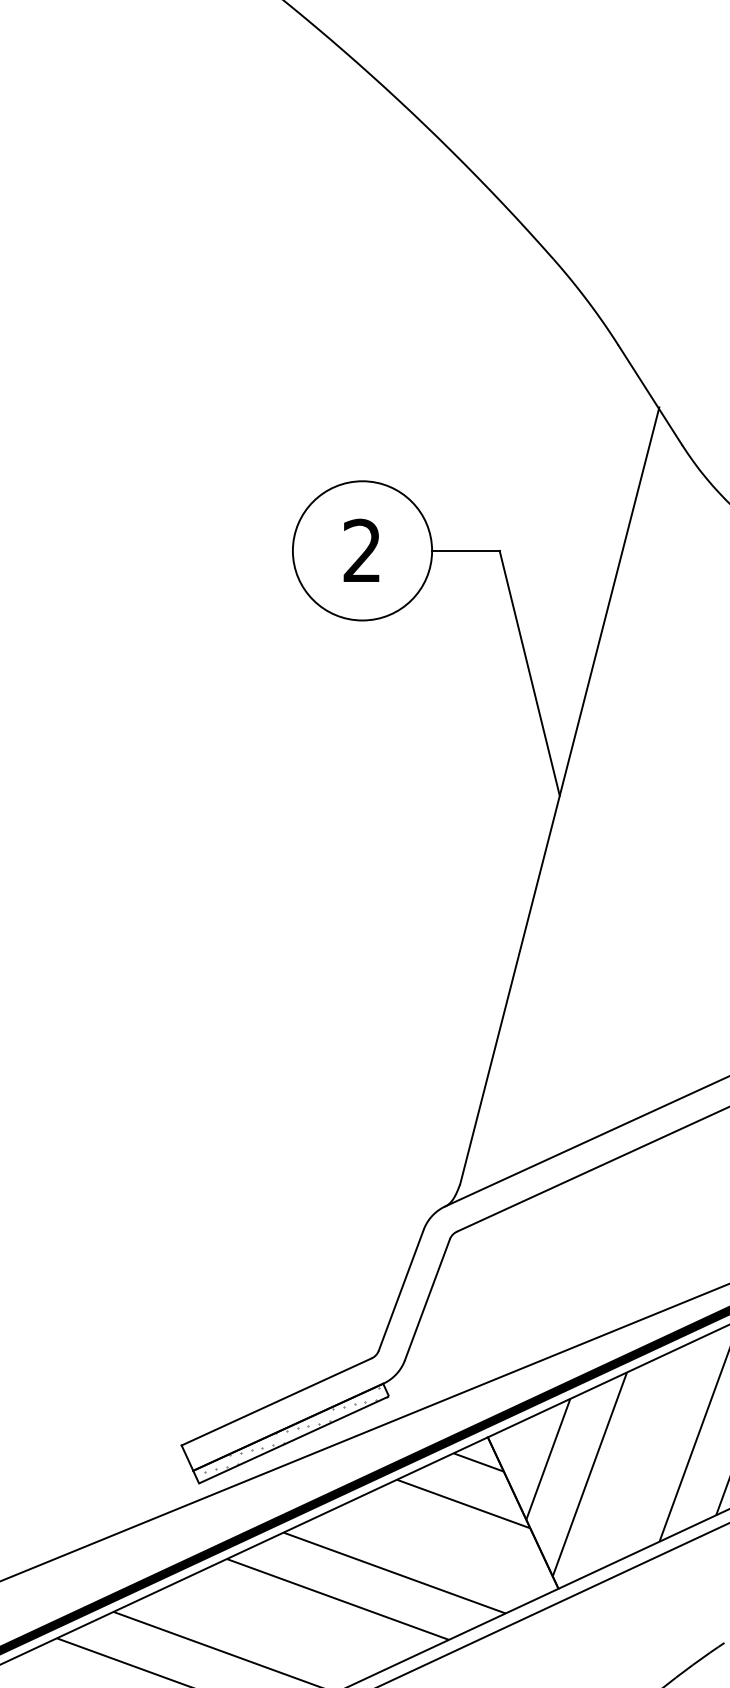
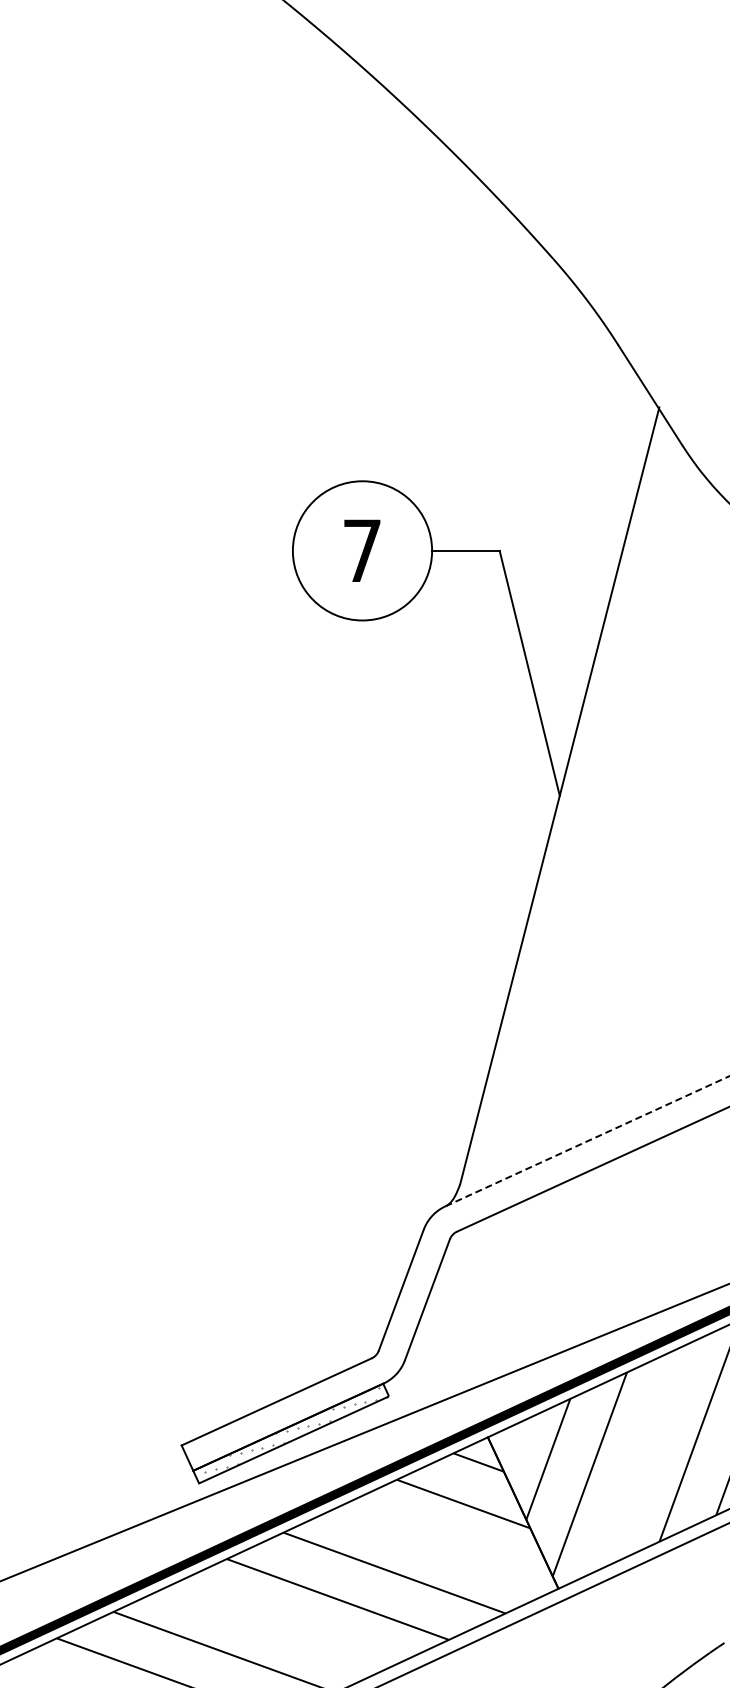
text: 2 -> 7 (361, 549)
line: solid -> dashed (588, 1140)
